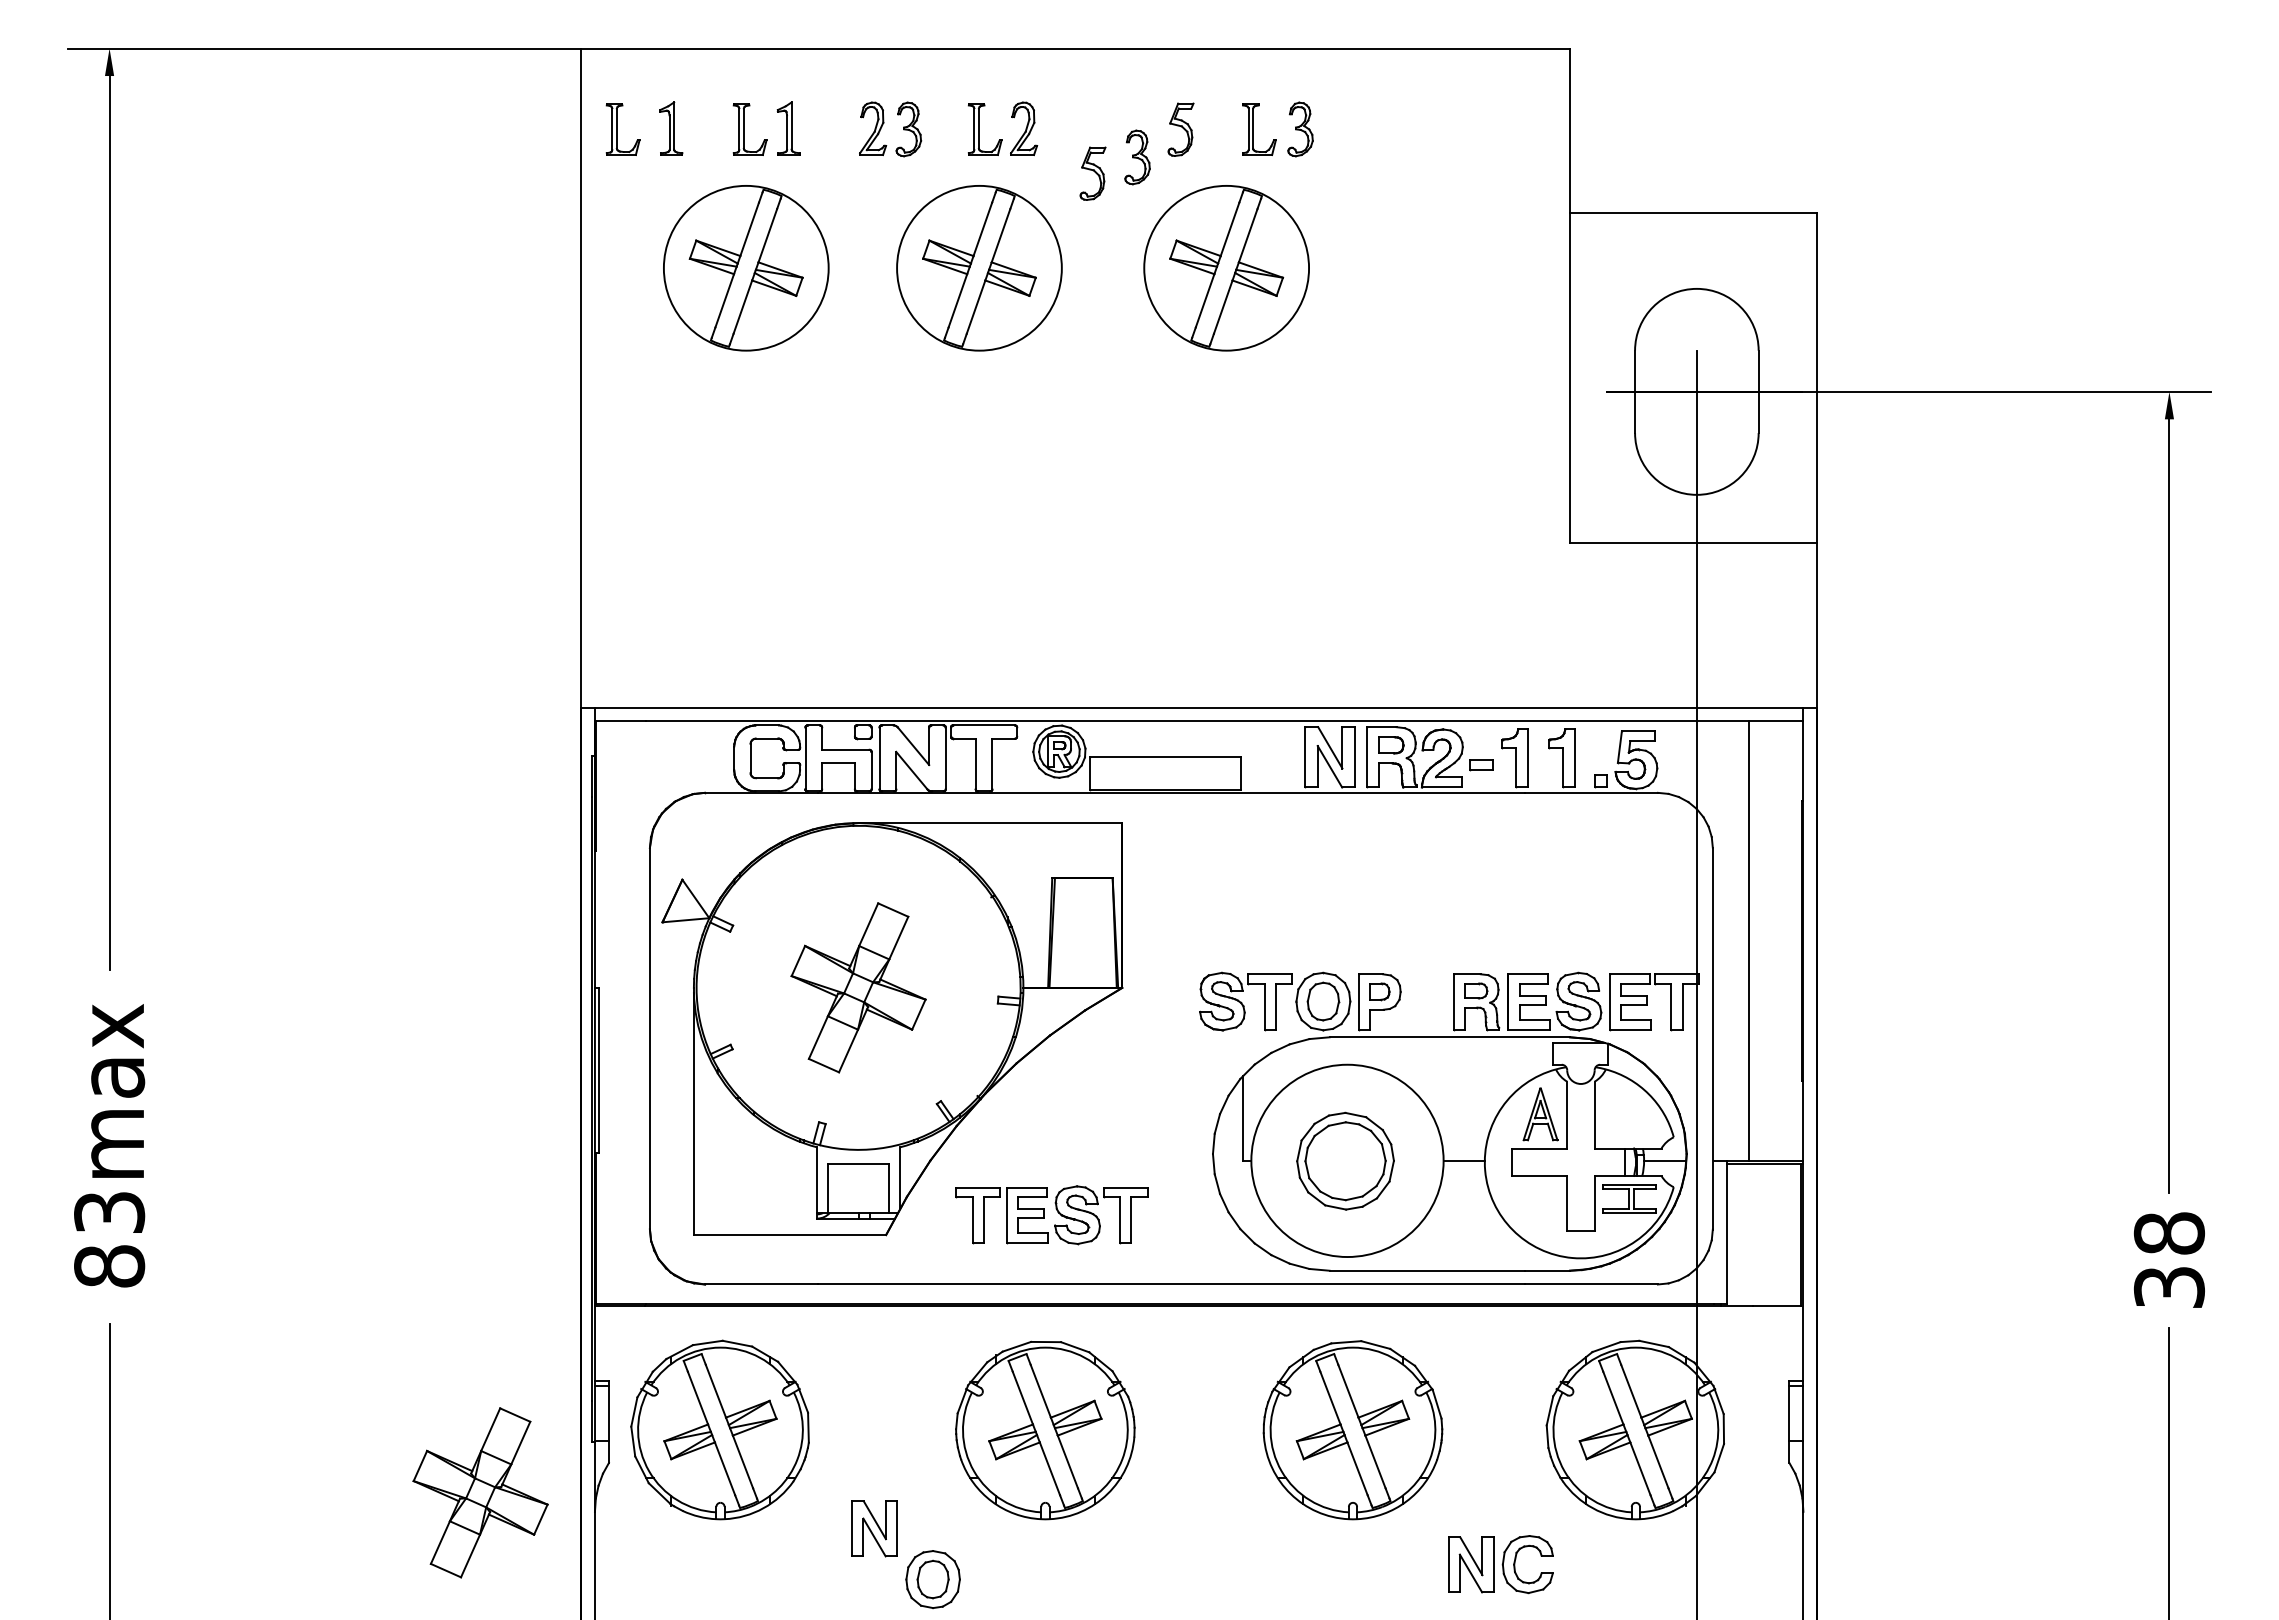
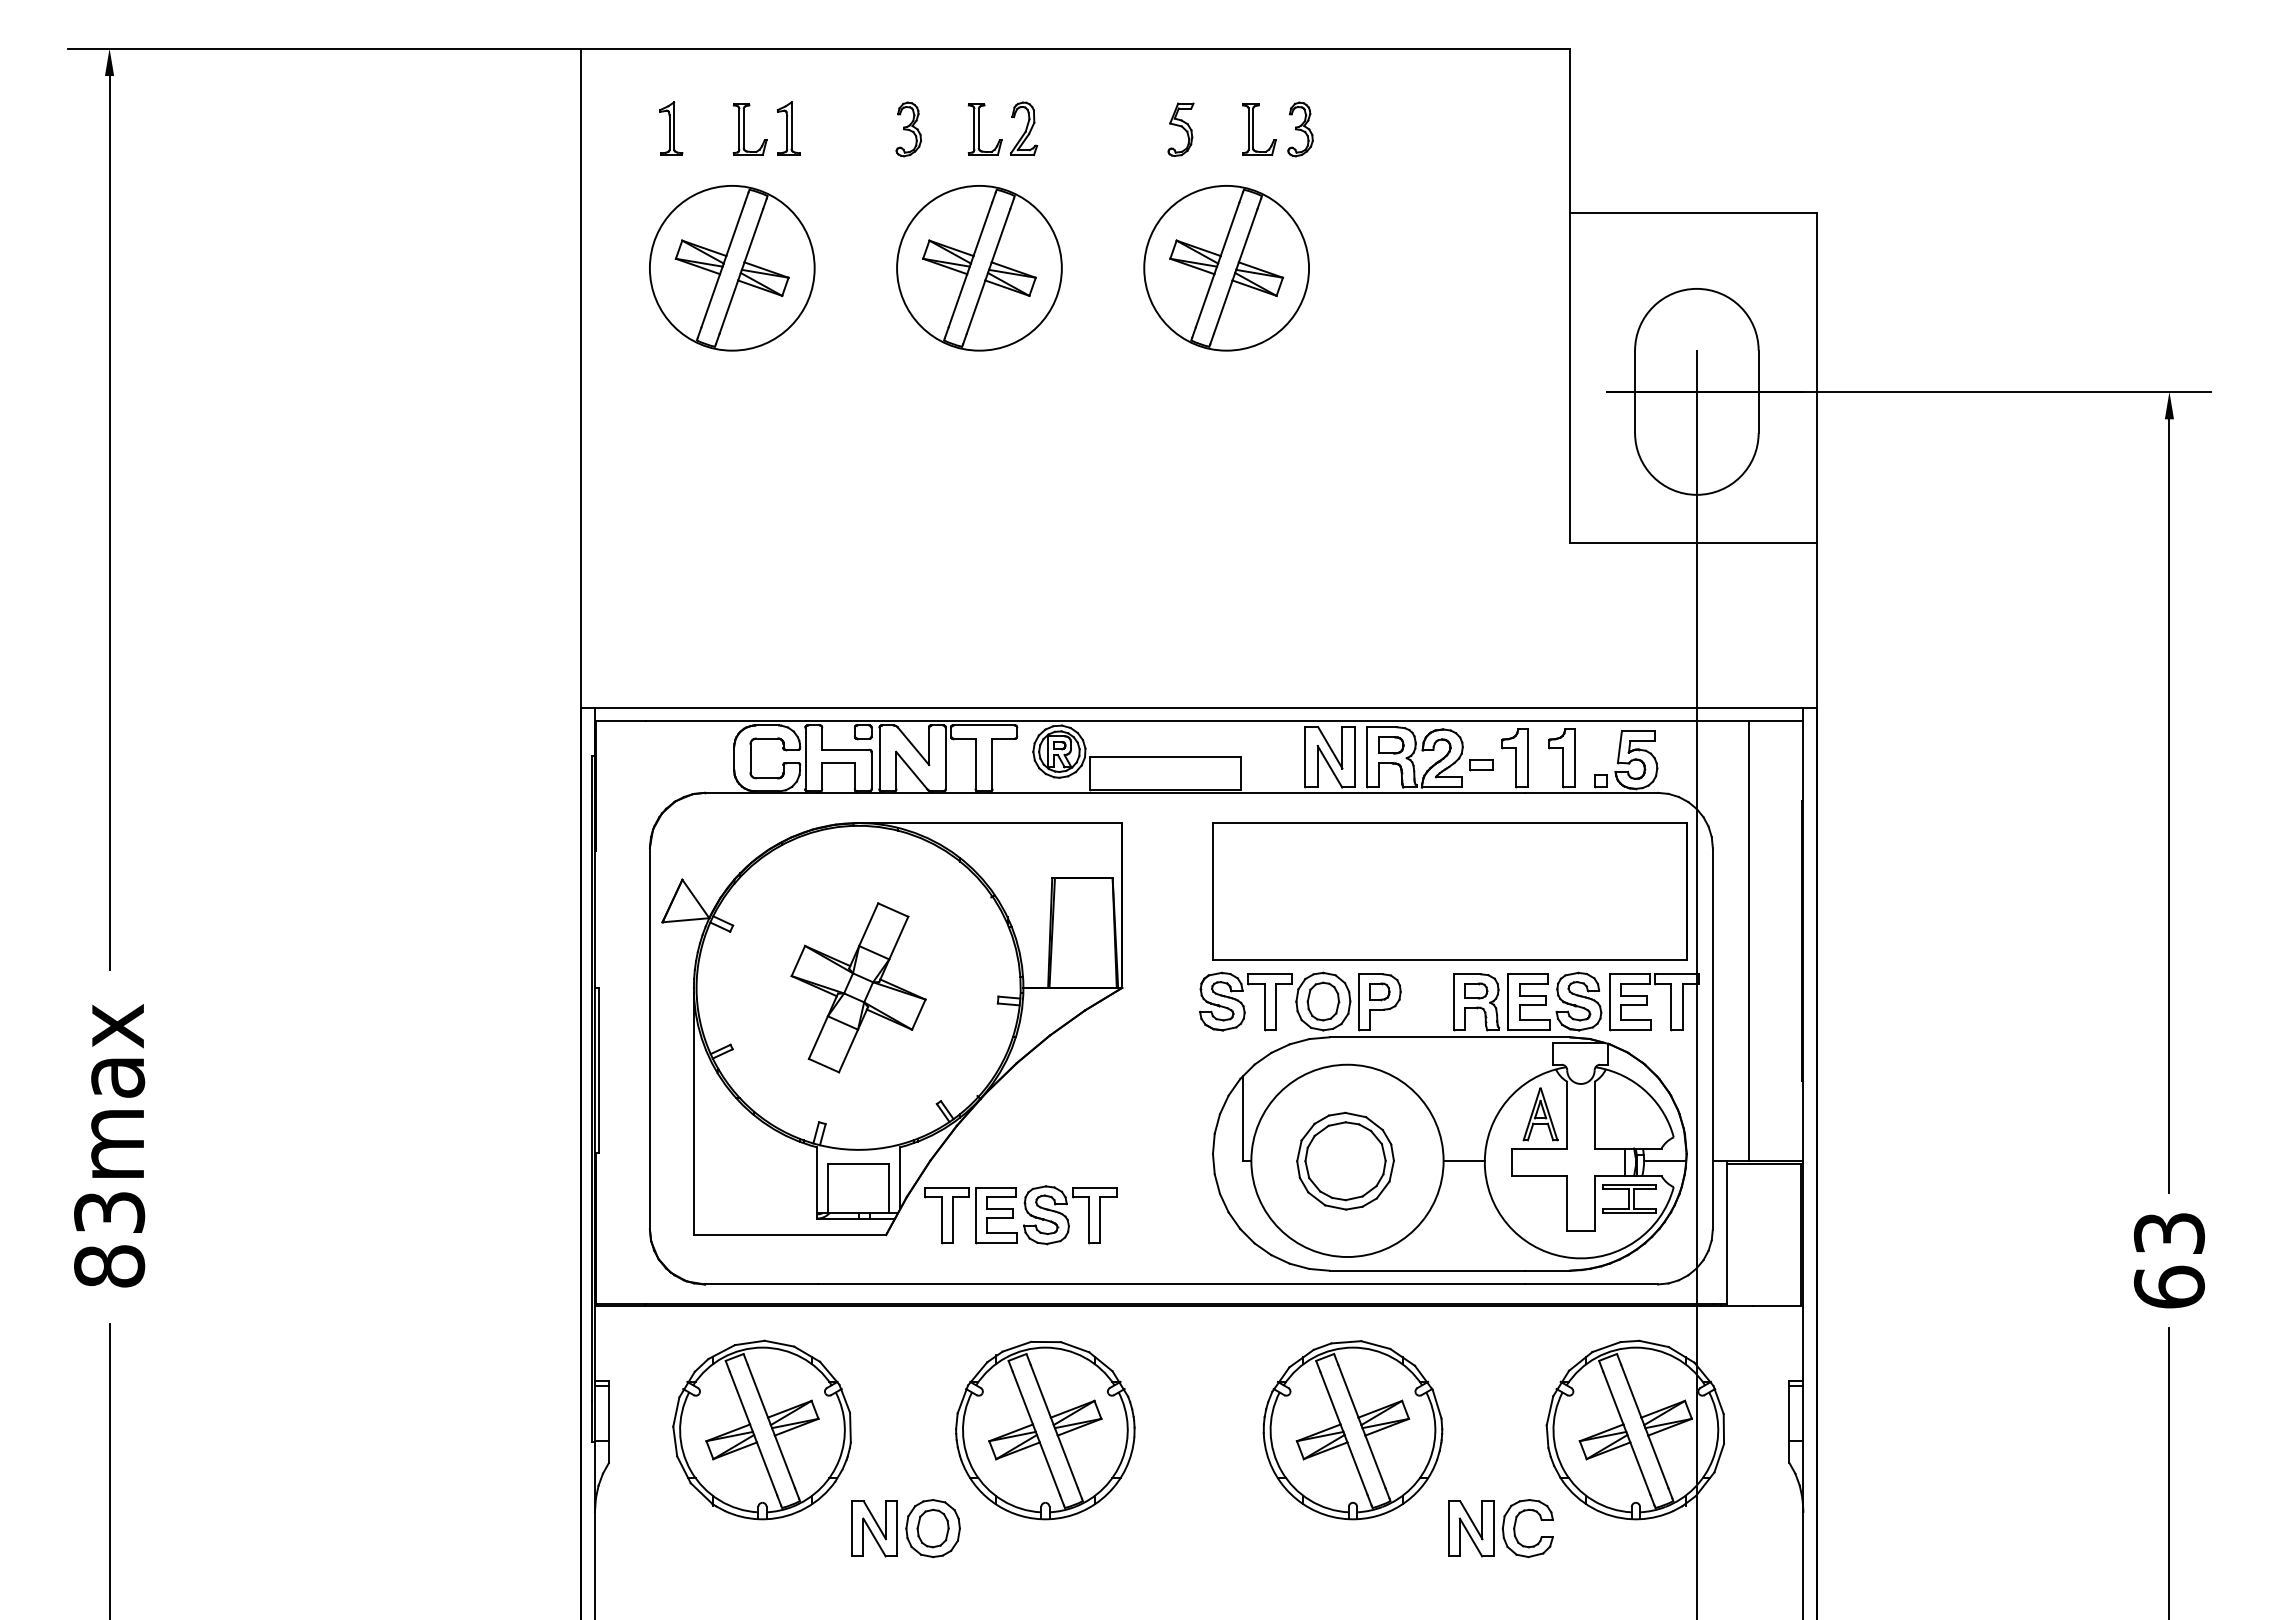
part: present -> none (873, 128)
part: present -> none (622, 129)
part: present -> none (1137, 157)
part: present -> none (1092, 173)
part position: (746, 268) -> (732, 268) (732, 268)
part: none -> present (1449, 891)
part position: (1057, 1212) -> (1026, 1212) (1026, 1212)
text: 38 -> 63 (2168, 1260)
part position: (719, 1429) -> (761, 1429) (761, 1429)
part: present -> none (480, 1492)
part position: (1500, 1564) -> (1500, 1528) (1500, 1528)
part position: (932, 1579) -> (932, 1528) (932, 1528)
